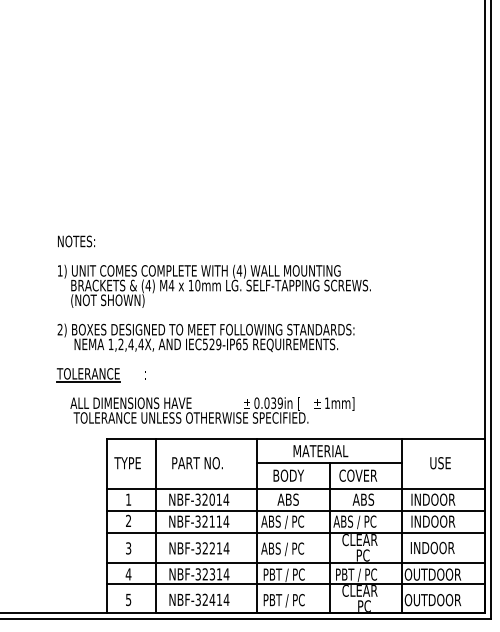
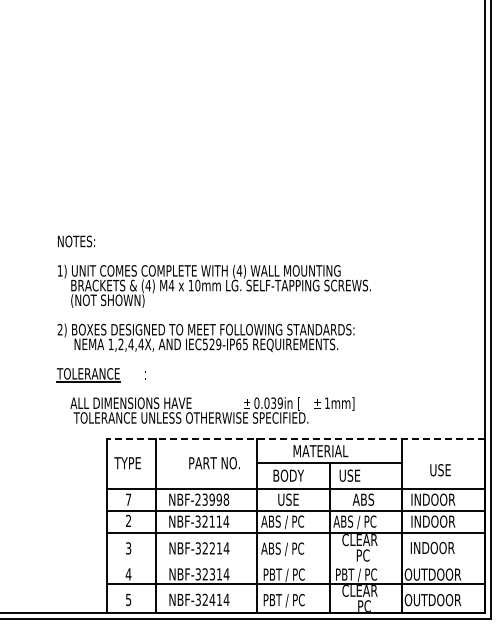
line: solid -> dashed (295, 438)
text position: (197, 463) -> (214, 463) (214, 463)
text position: (440, 463) -> (440, 470) (440, 470)
text: COVER -> USE (358, 475)
text: 1 -> 7 (128, 499)
text: NBF-32014 -> NBF-23998 (212, 499)
text: ABS -> USE (287, 499)
line: present -> none (295, 562)
